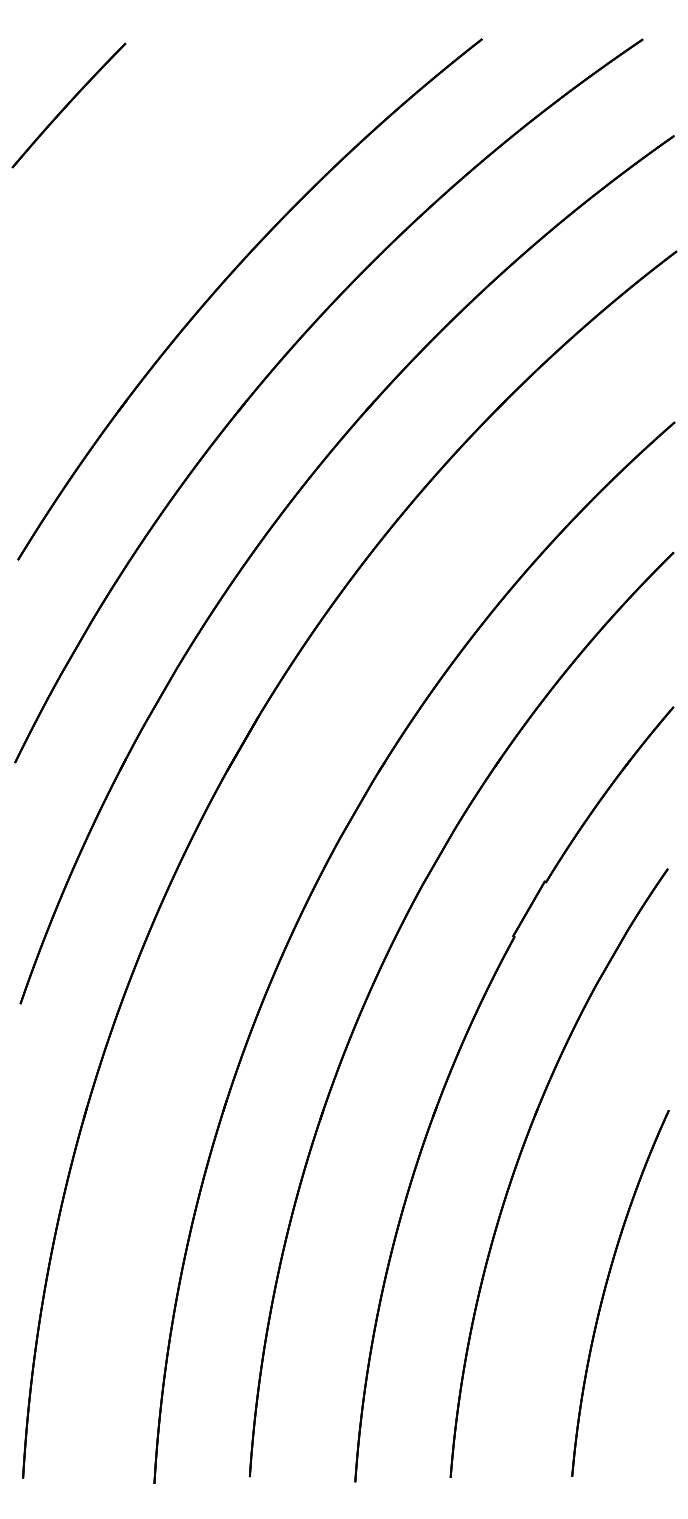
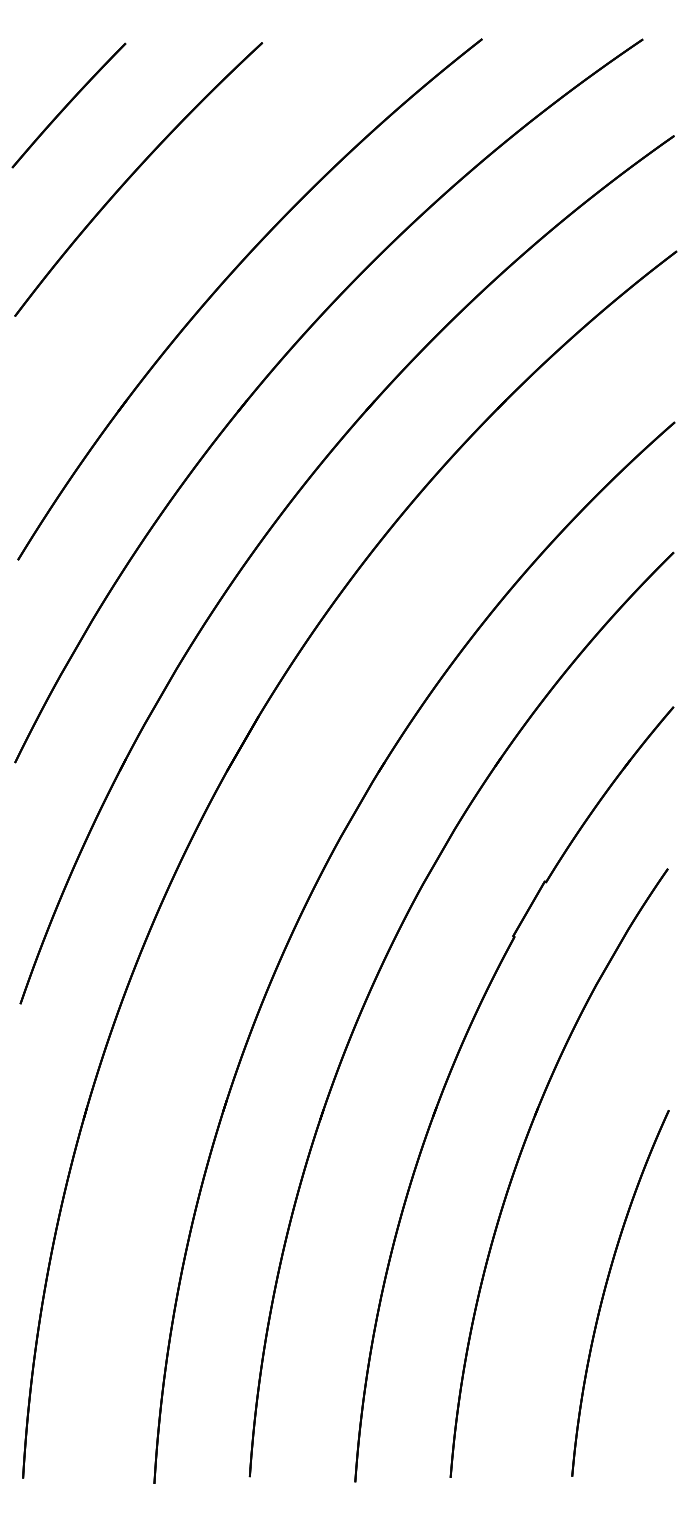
part: none -> present (133, 174)
